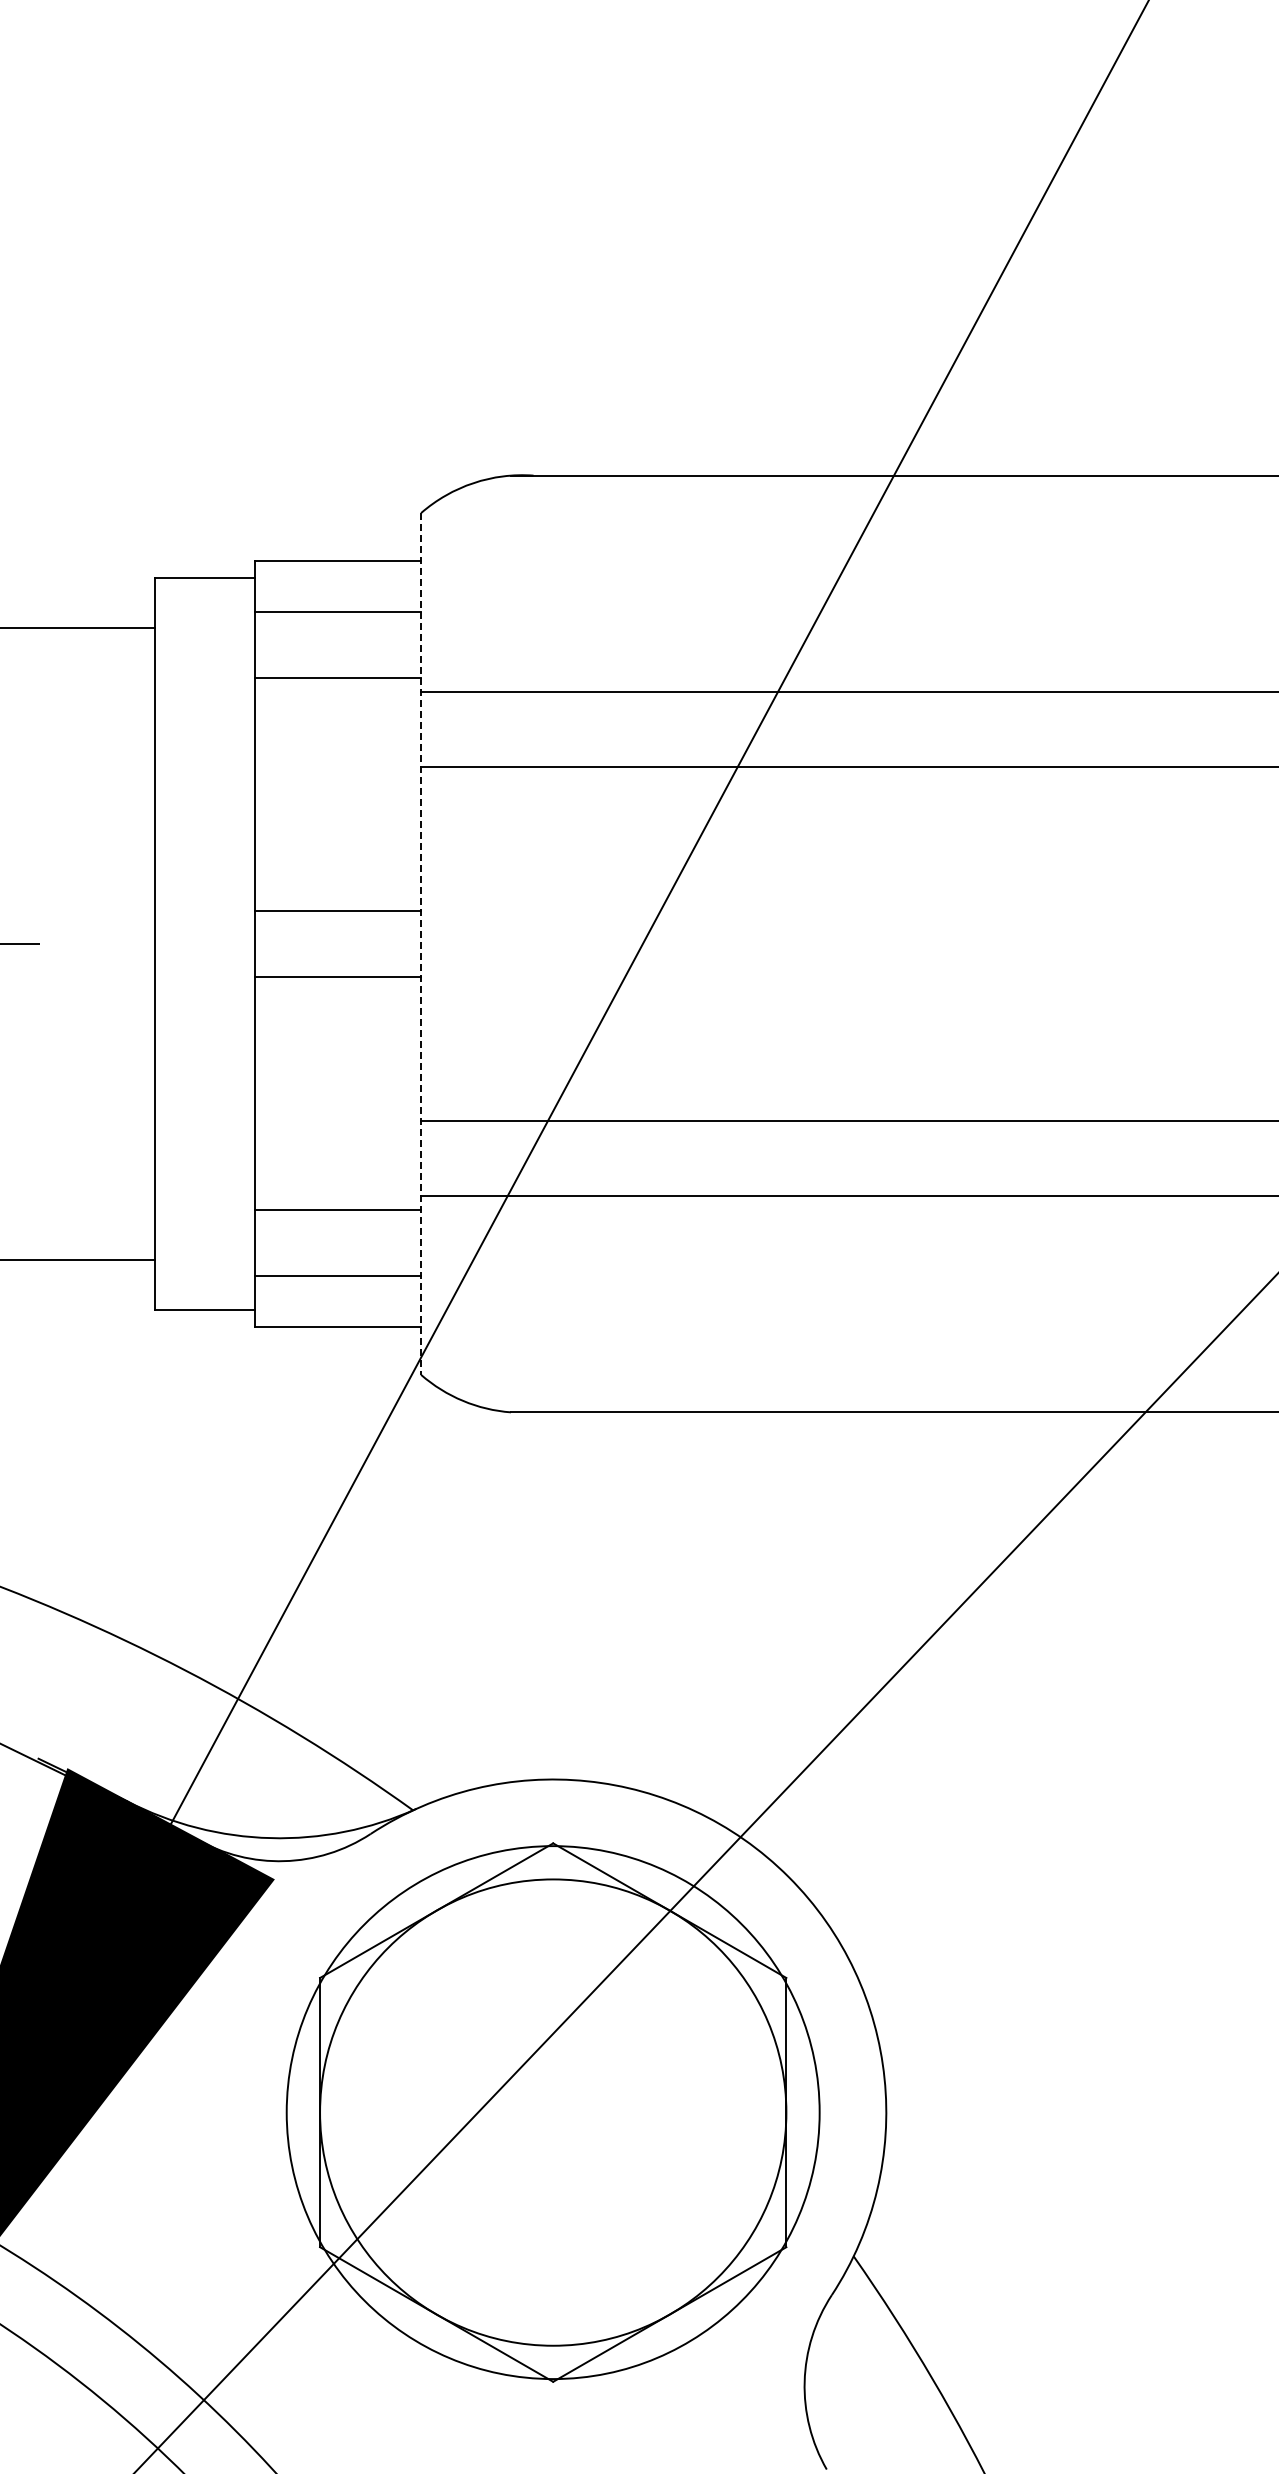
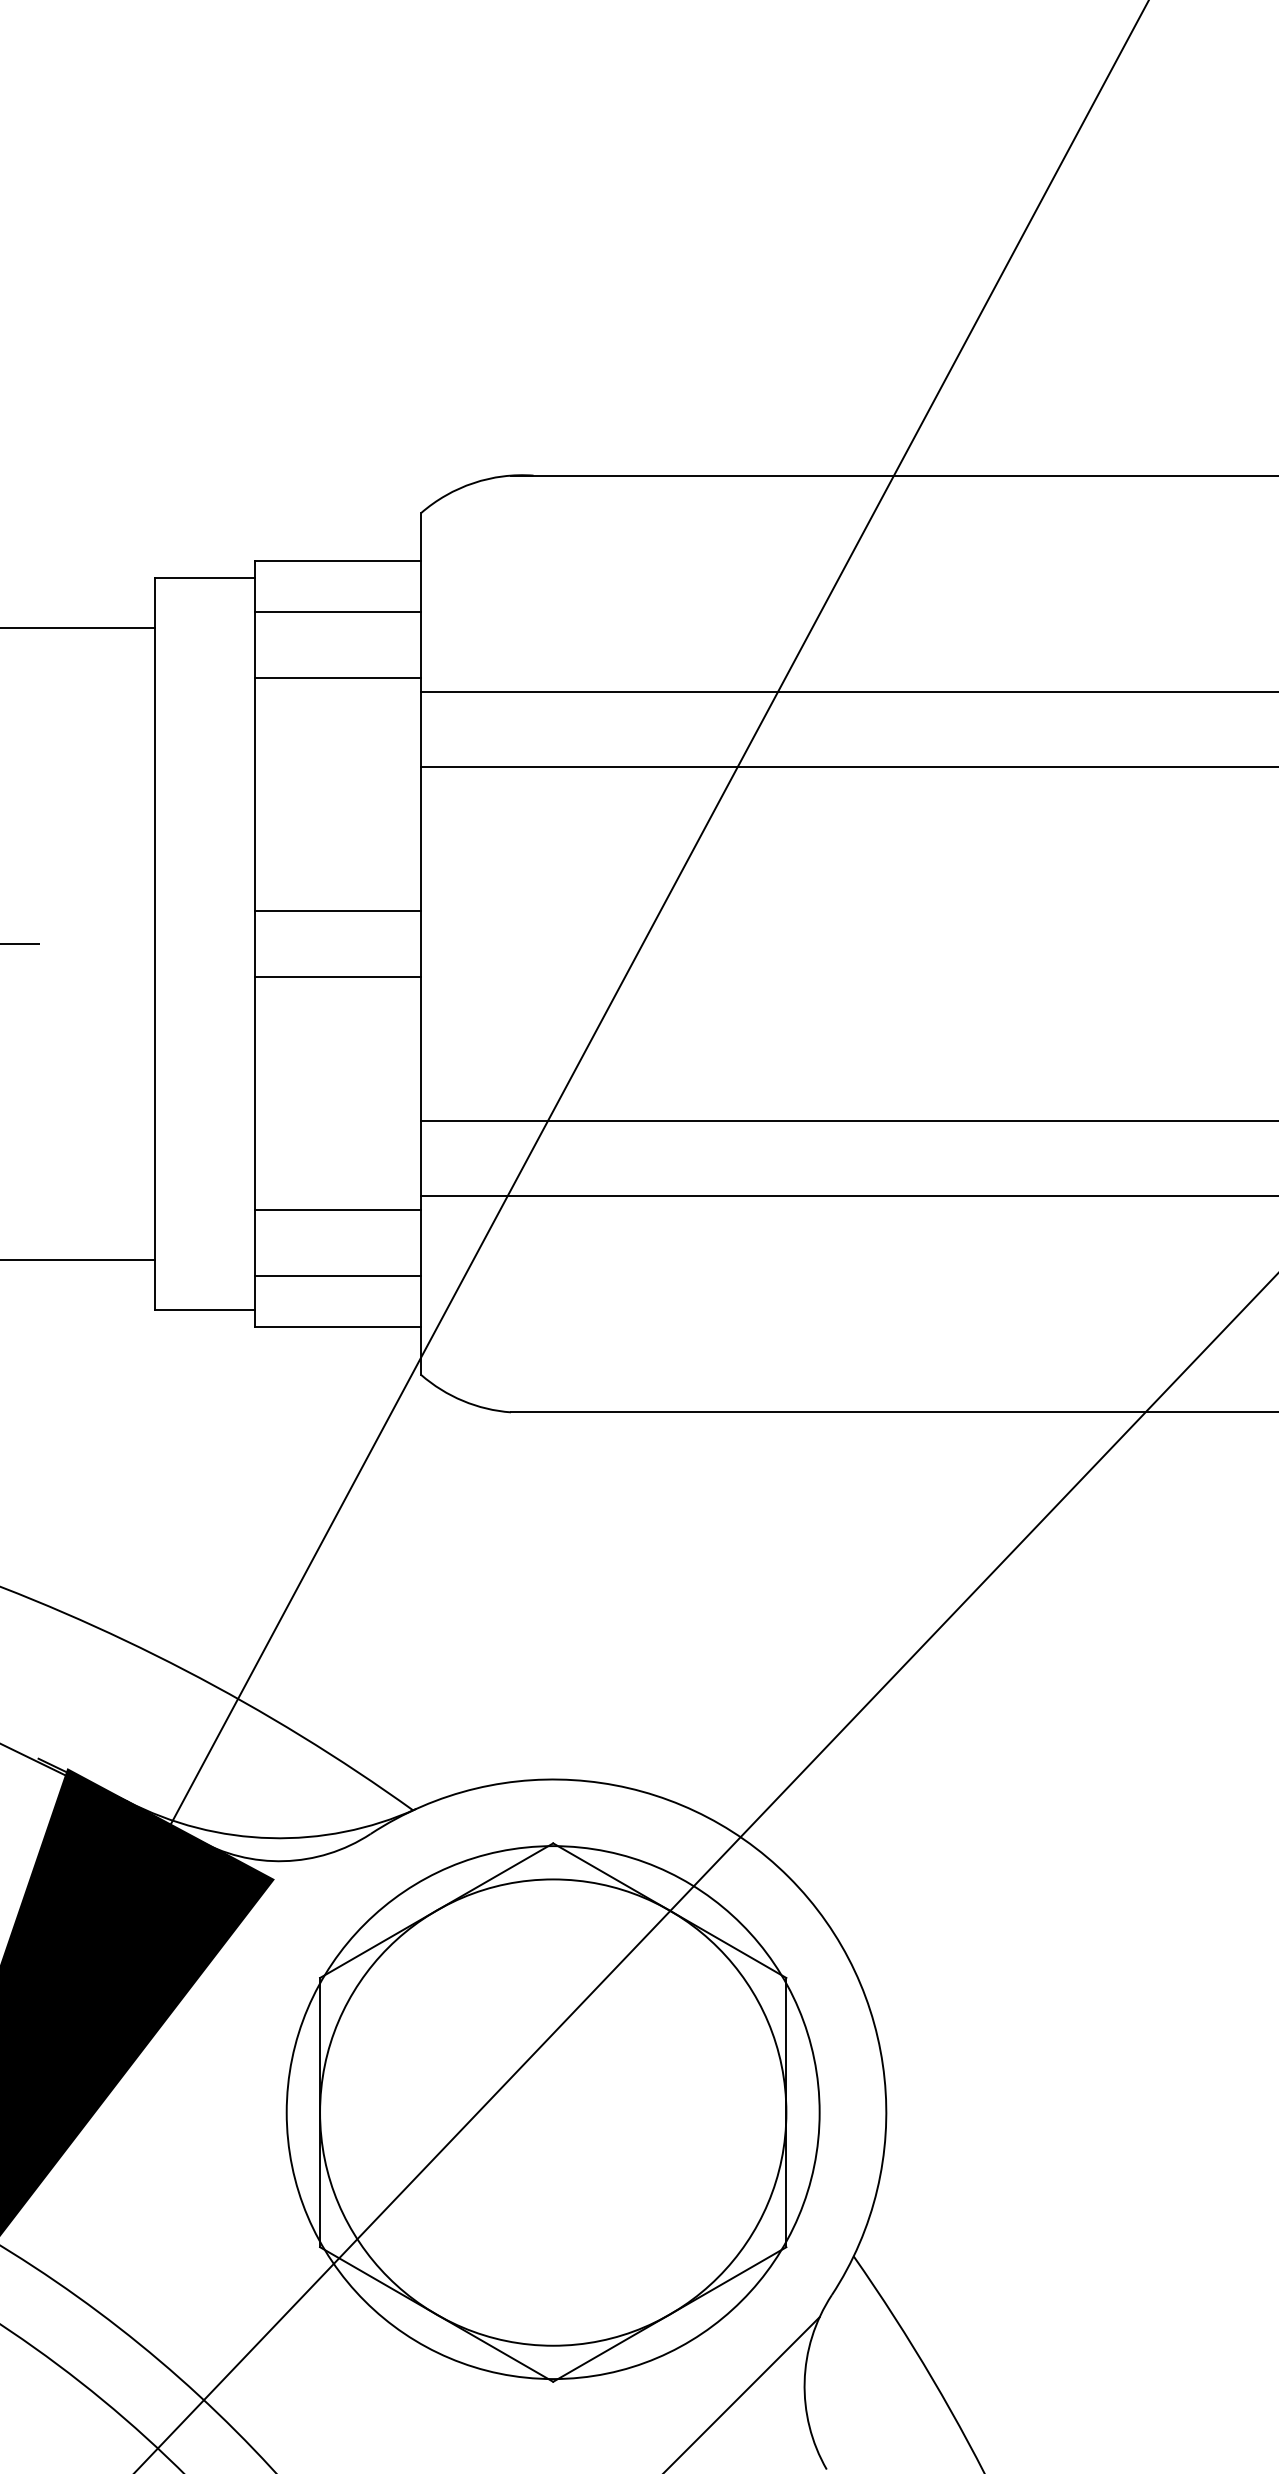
line: dashed -> solid (421, 944)
line: none -> present (742, 2393)
